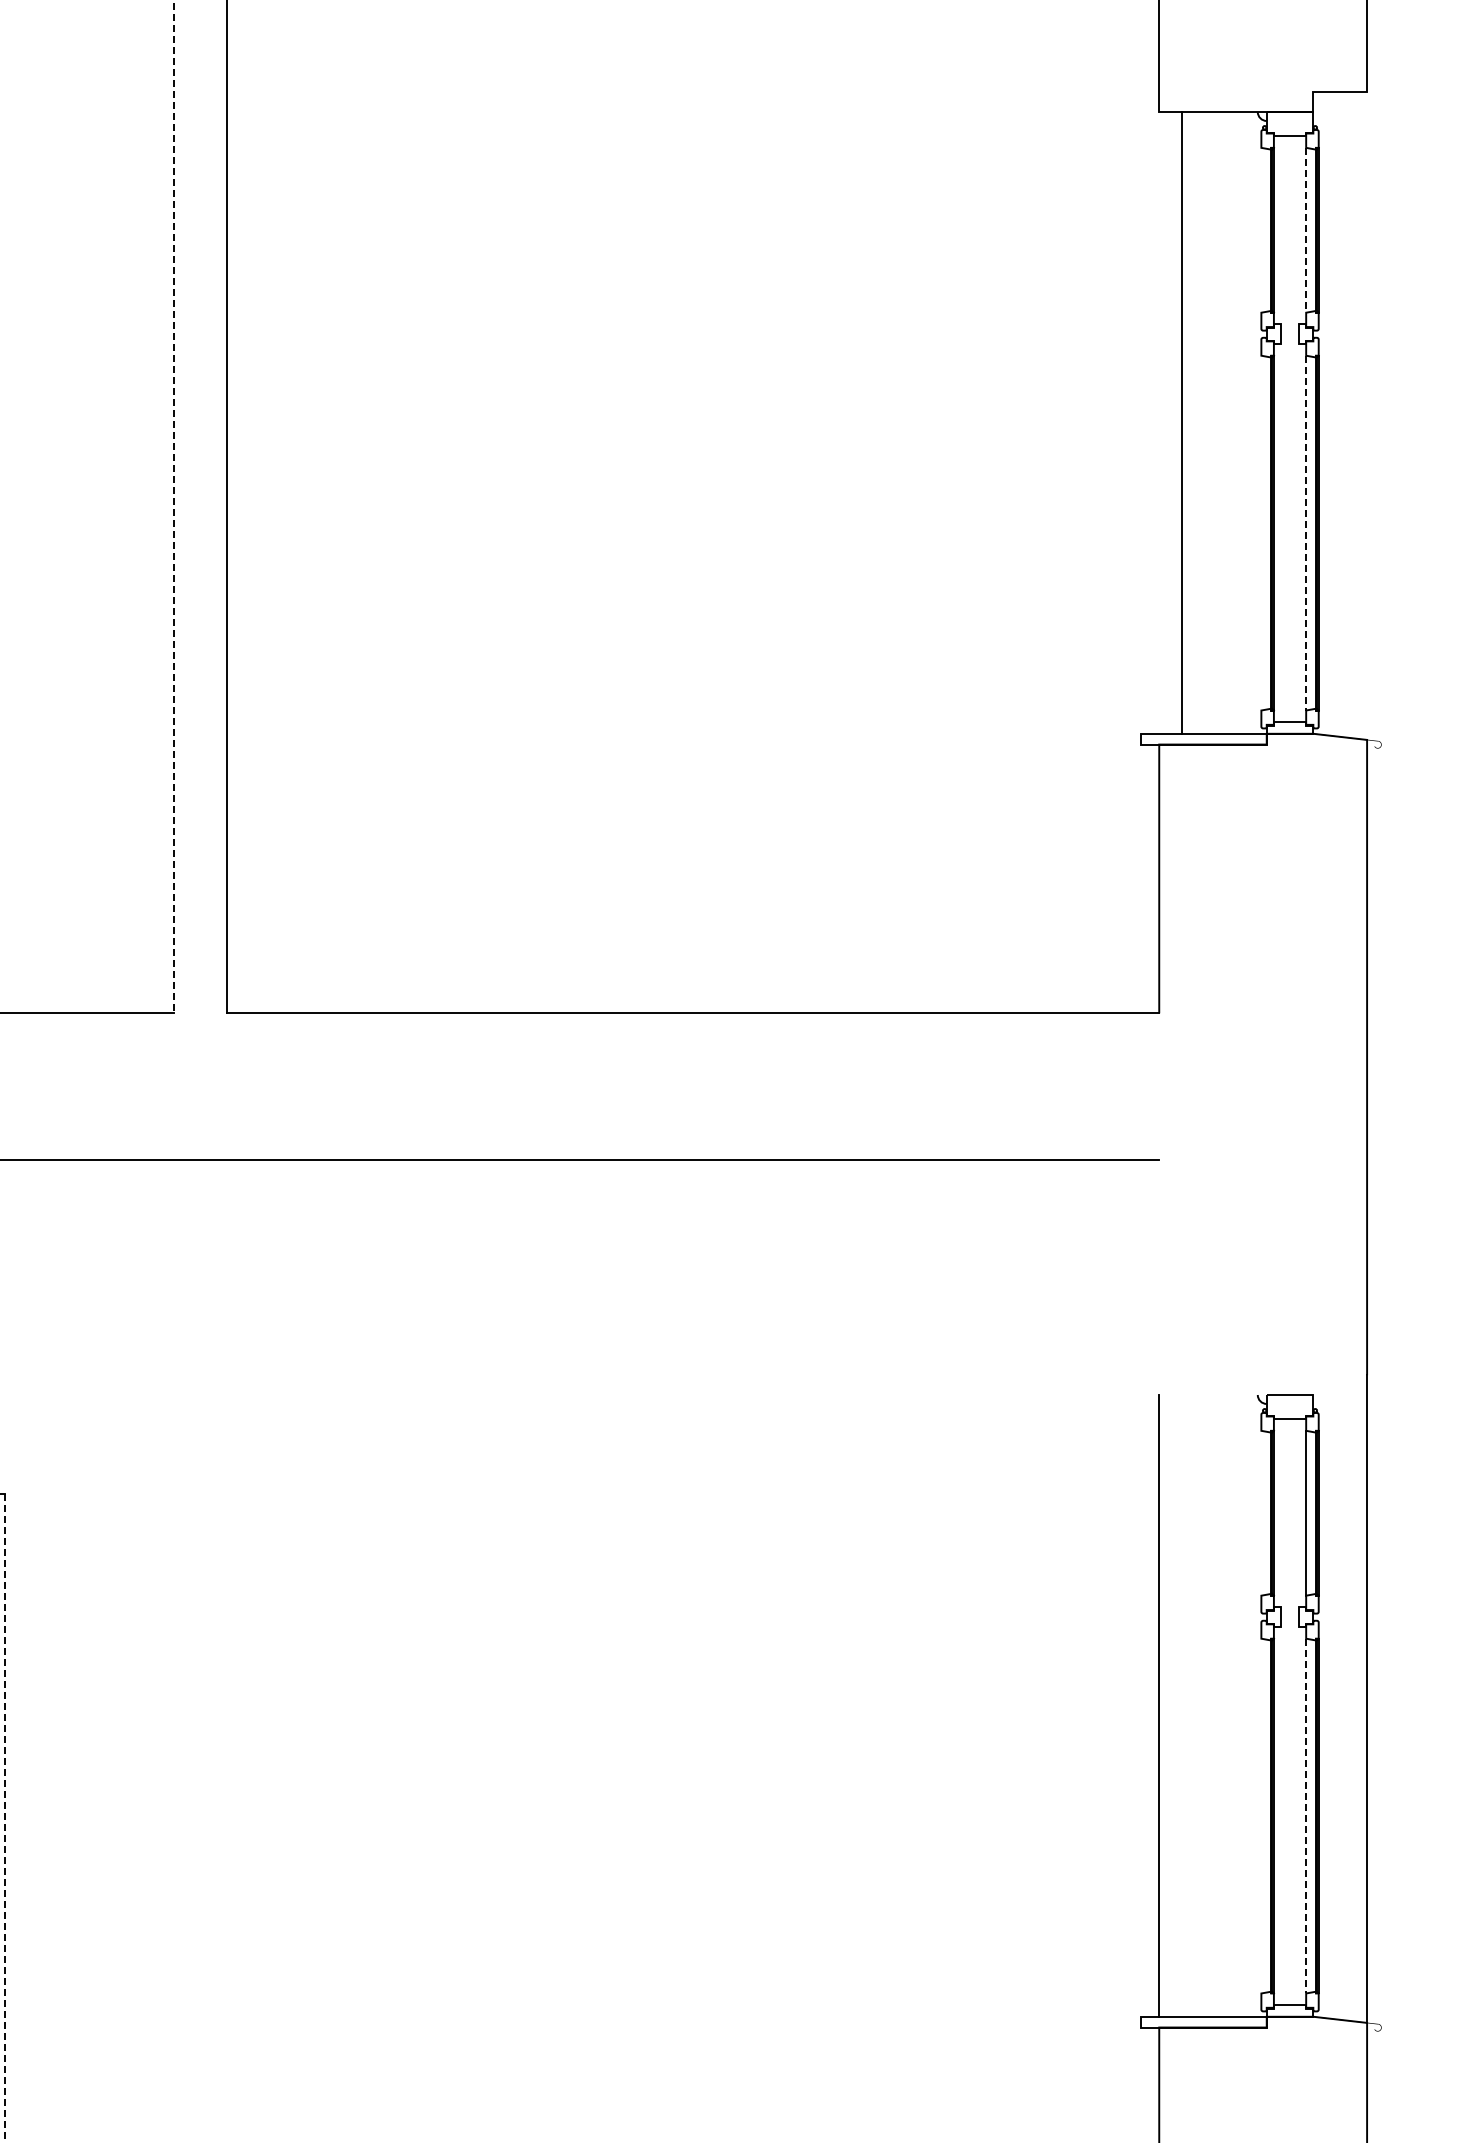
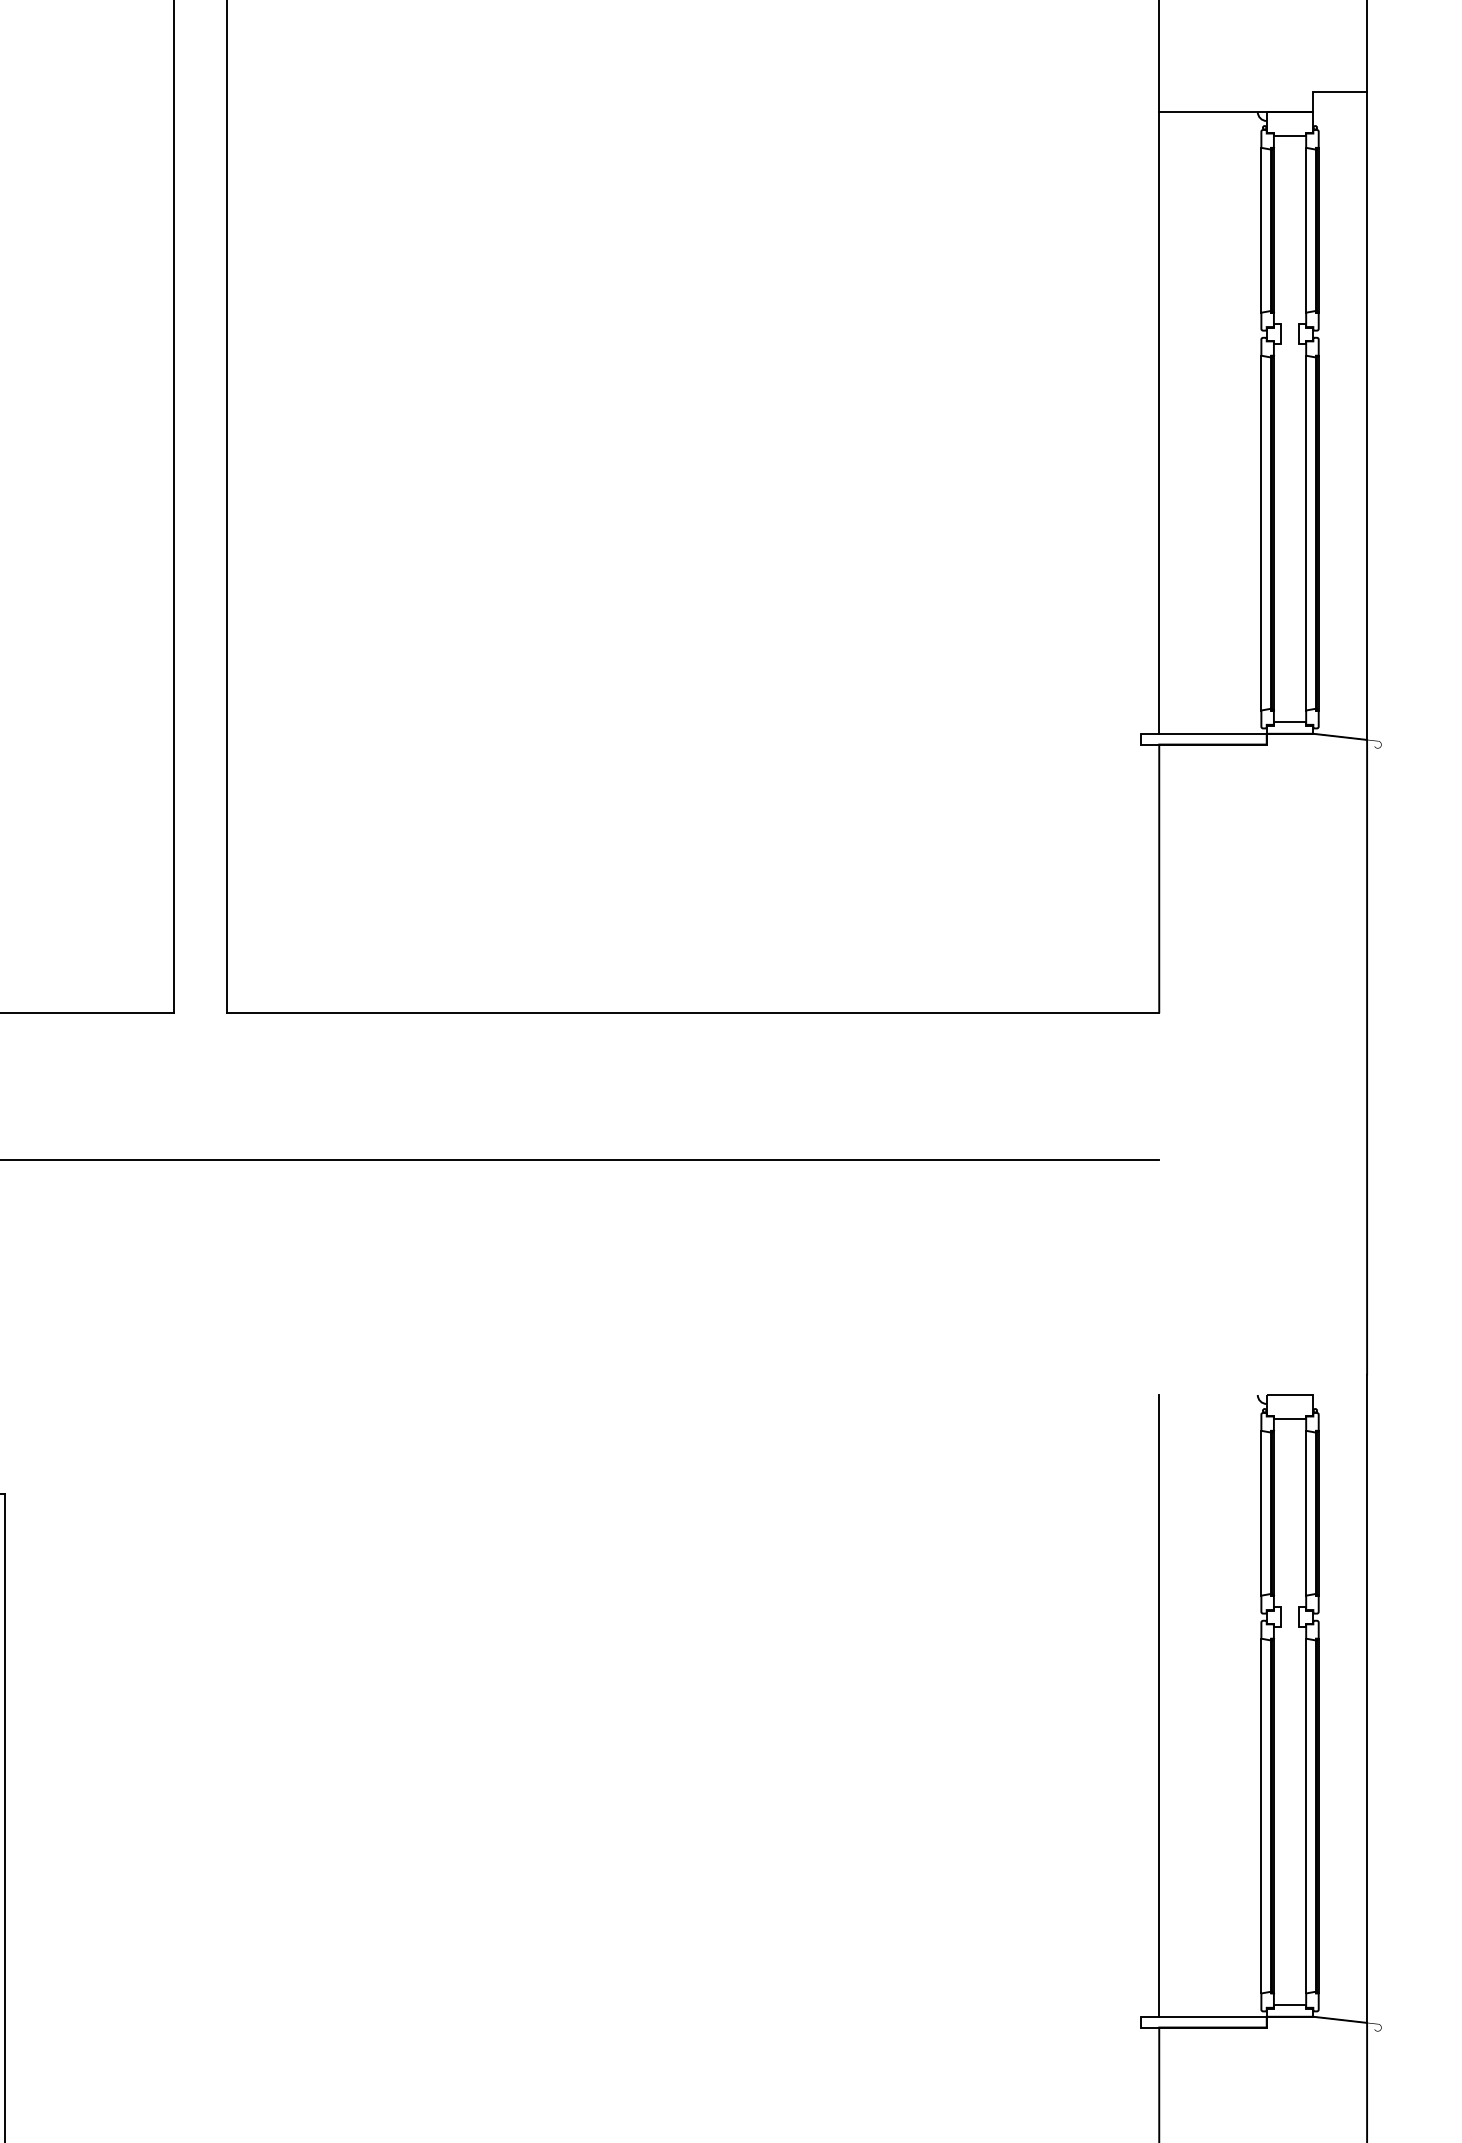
line: none -> present (1261, 229)
line: dashed -> solid (1306, 230)
line: none -> present (1367, 415)
line position: (1182, 422) -> (1159, 422) (1159, 422)
line: dashed -> solid (173, 507)
line: none -> present (1261, 532)
line: dashed -> solid (1306, 533)
line: none -> present (1261, 1512)
line: none -> present (1261, 1815)
line: dashed -> solid (1306, 1816)
line: dashed -> solid (5, 1818)
